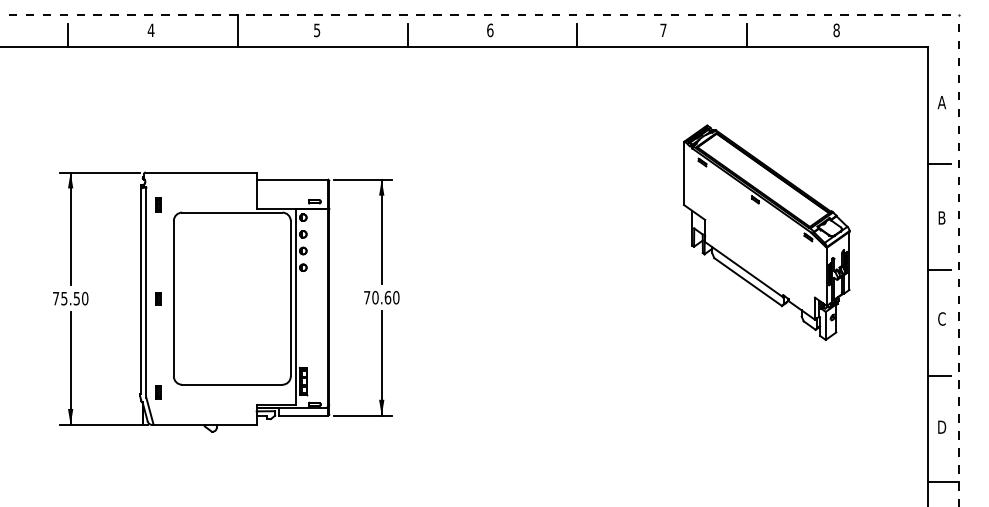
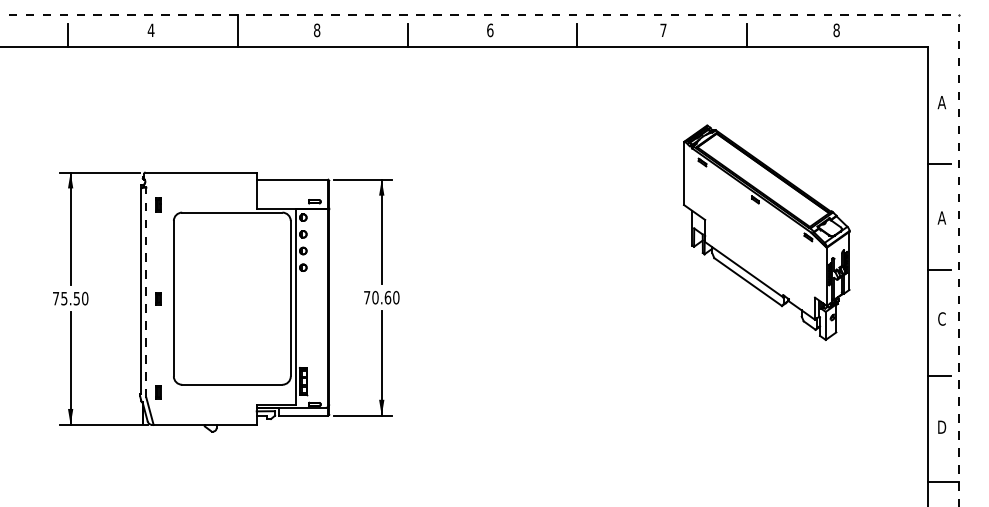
text: 5 -> 8 (317, 30)
text: B -> A (941, 217)
line: solid -> dashed (146, 292)
